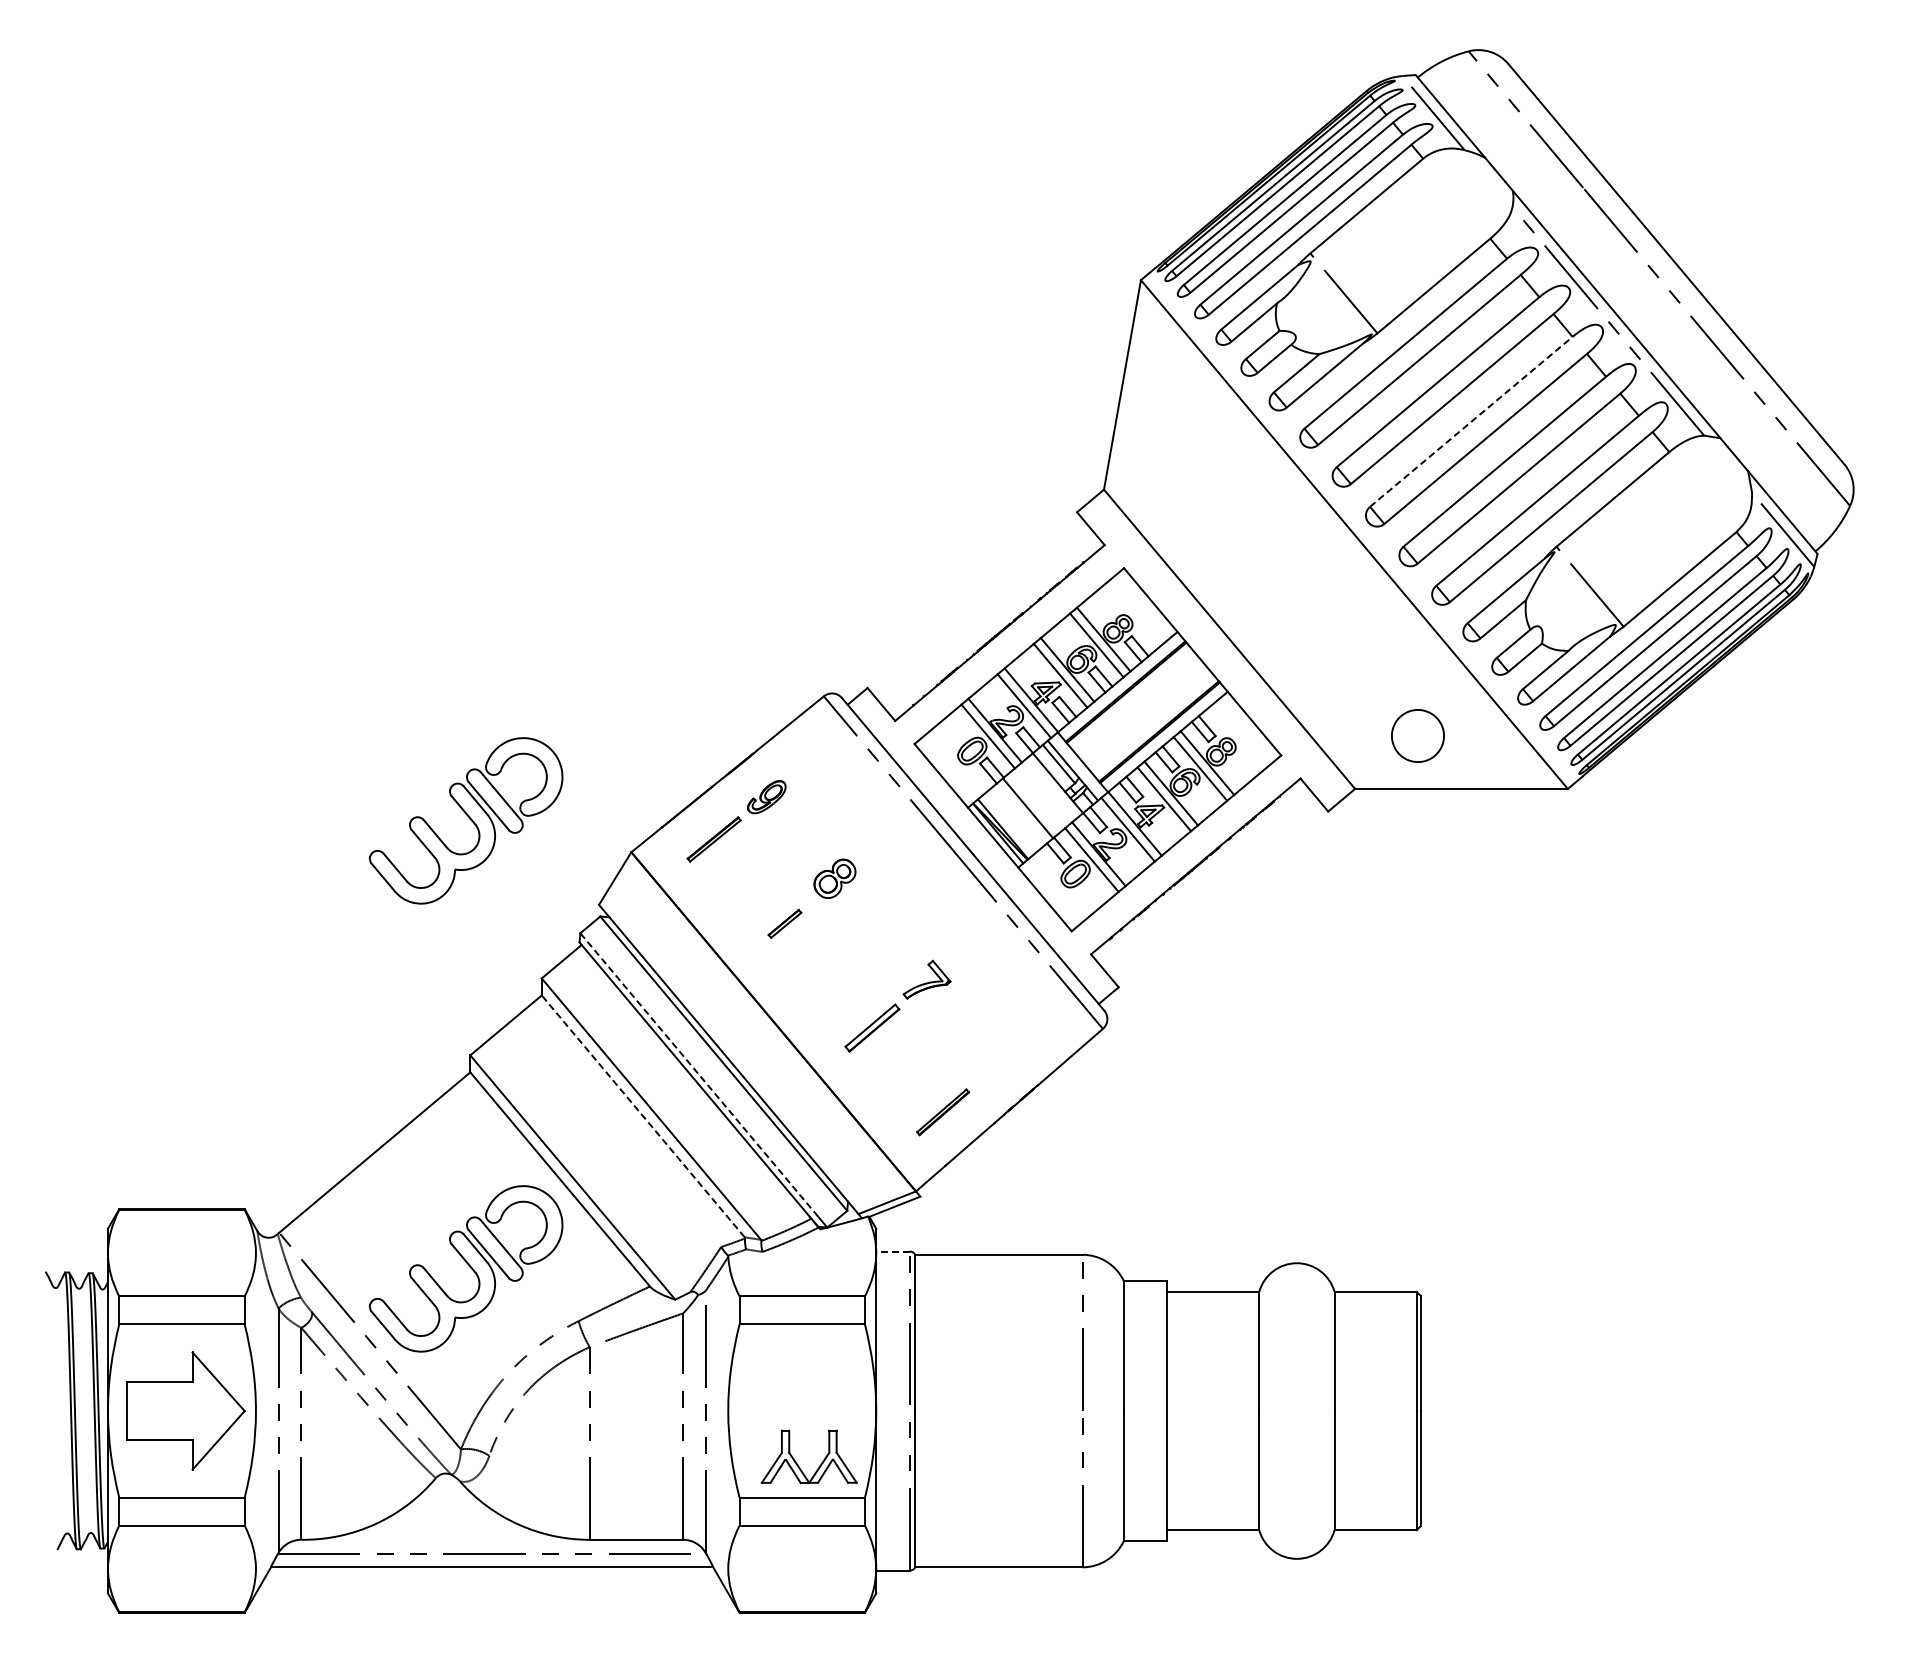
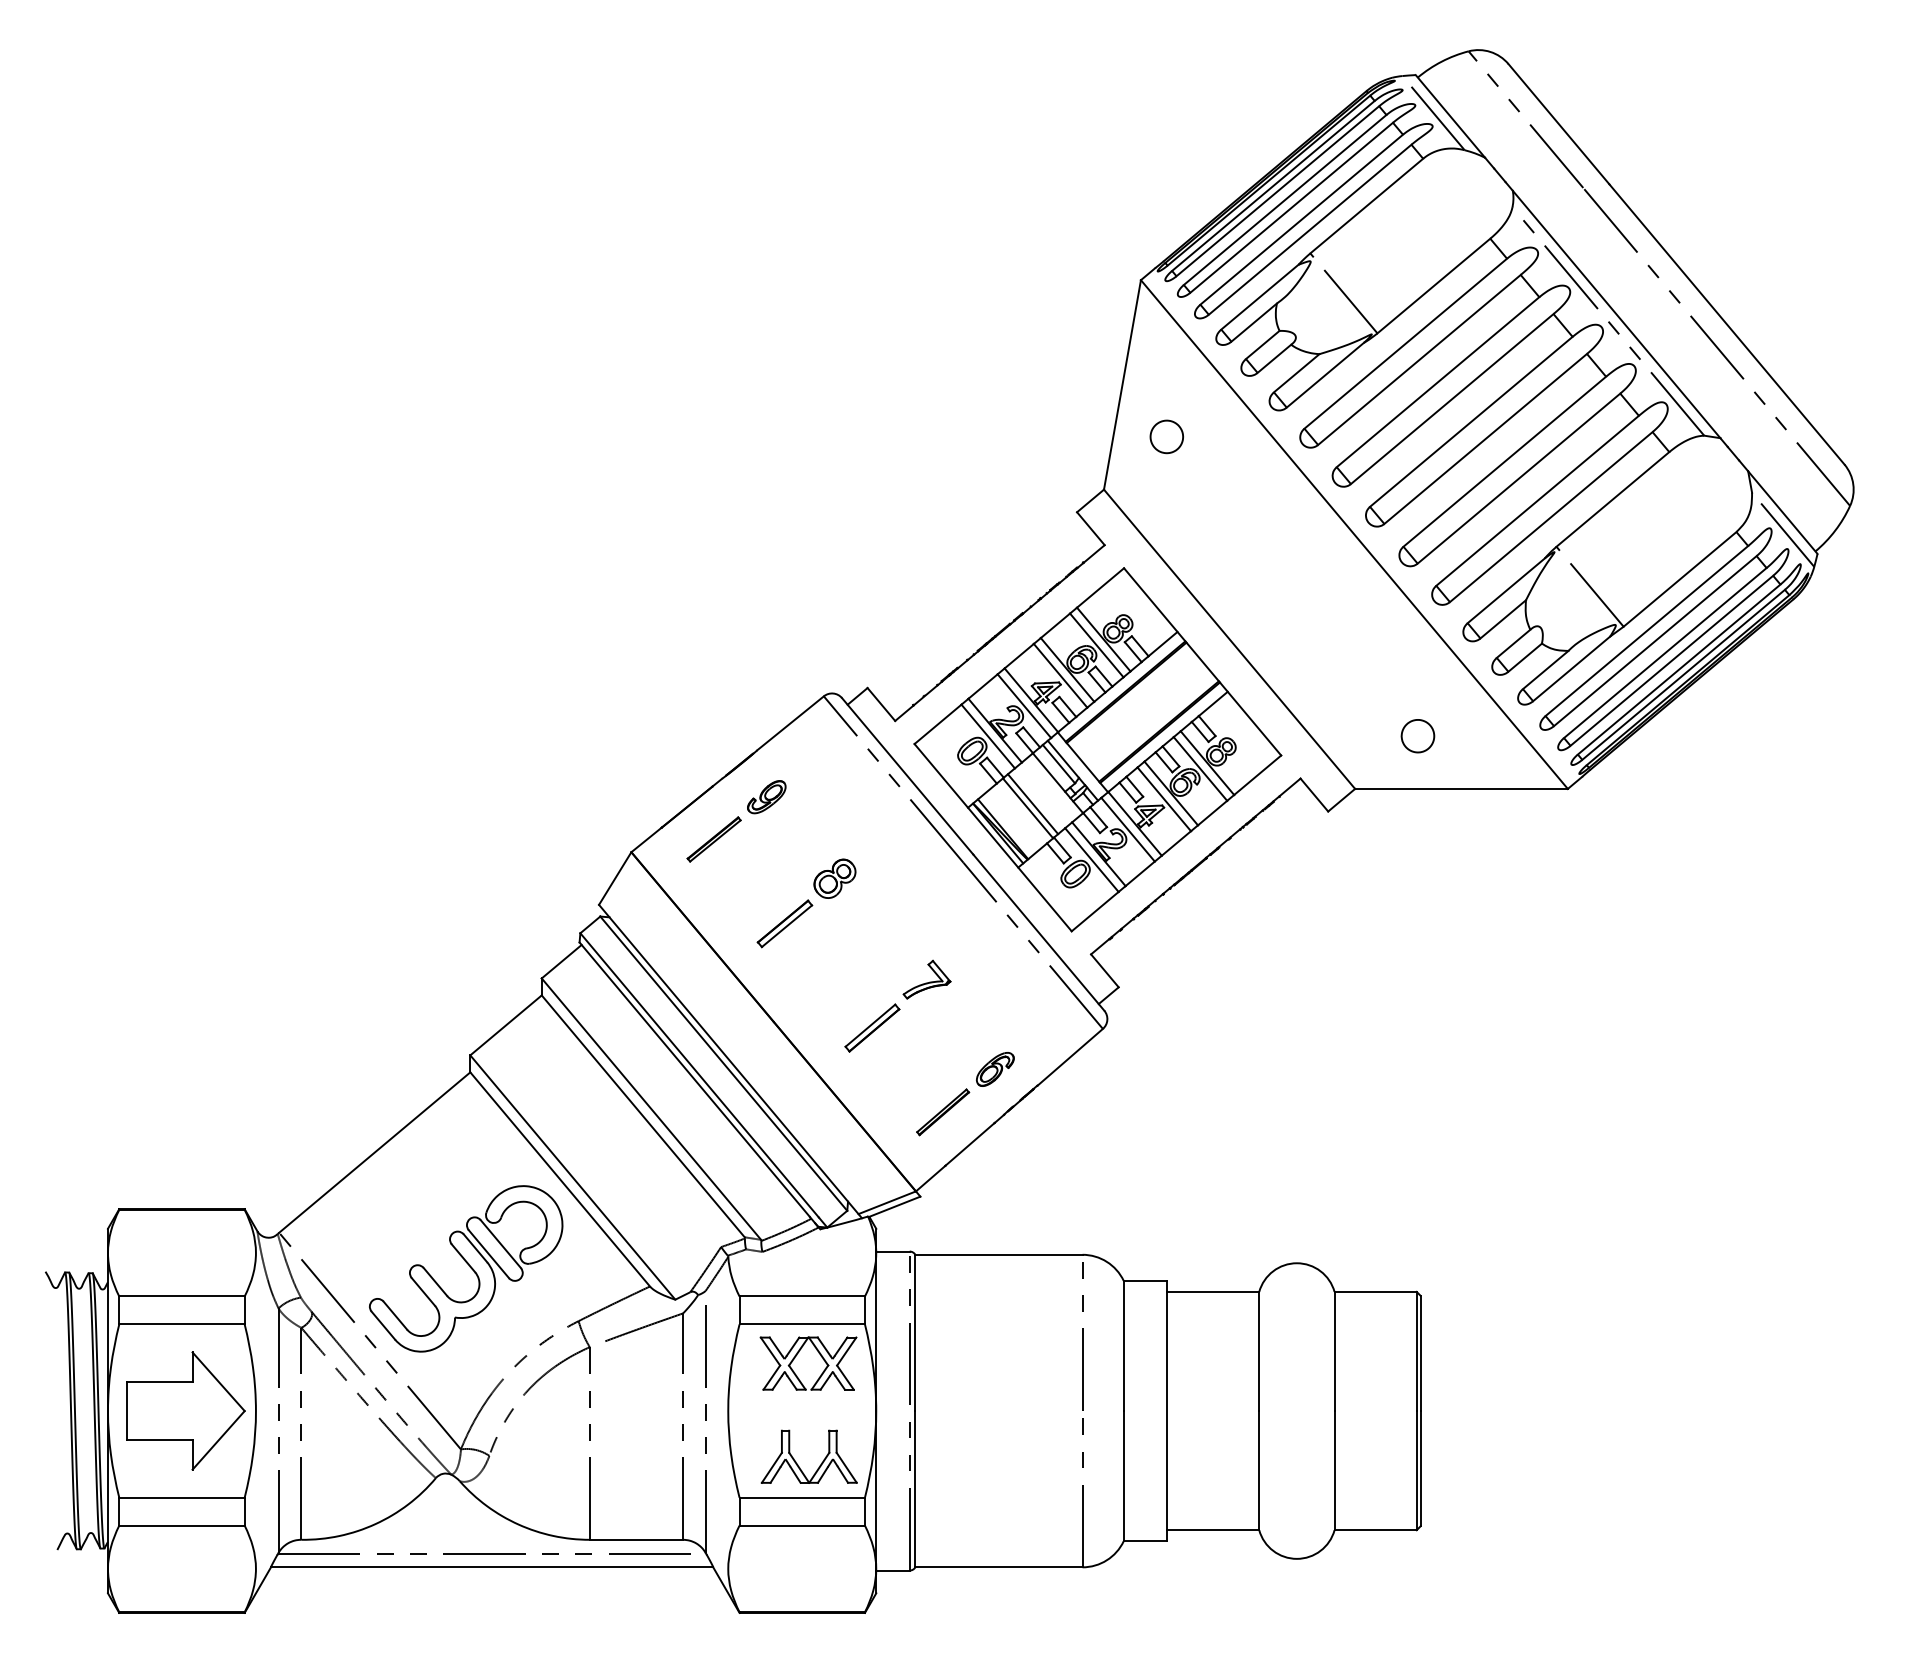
line: dashed -> solid (1471, 421)
part: none -> present (1166, 436)
part size: 54x54 px -> 36x35 px (1417, 736)
line: none -> present (1032, 804)
part: present -> none (466, 820)
part size: 36x31 px -> 58x50 px (784, 923)
part: none -> present (995, 1069)
line: dashed -> solid (699, 1075)
line: dashed -> solid (643, 1116)
line: dashed -> solid (893, 1251)
part: none -> present (797, 1355)
